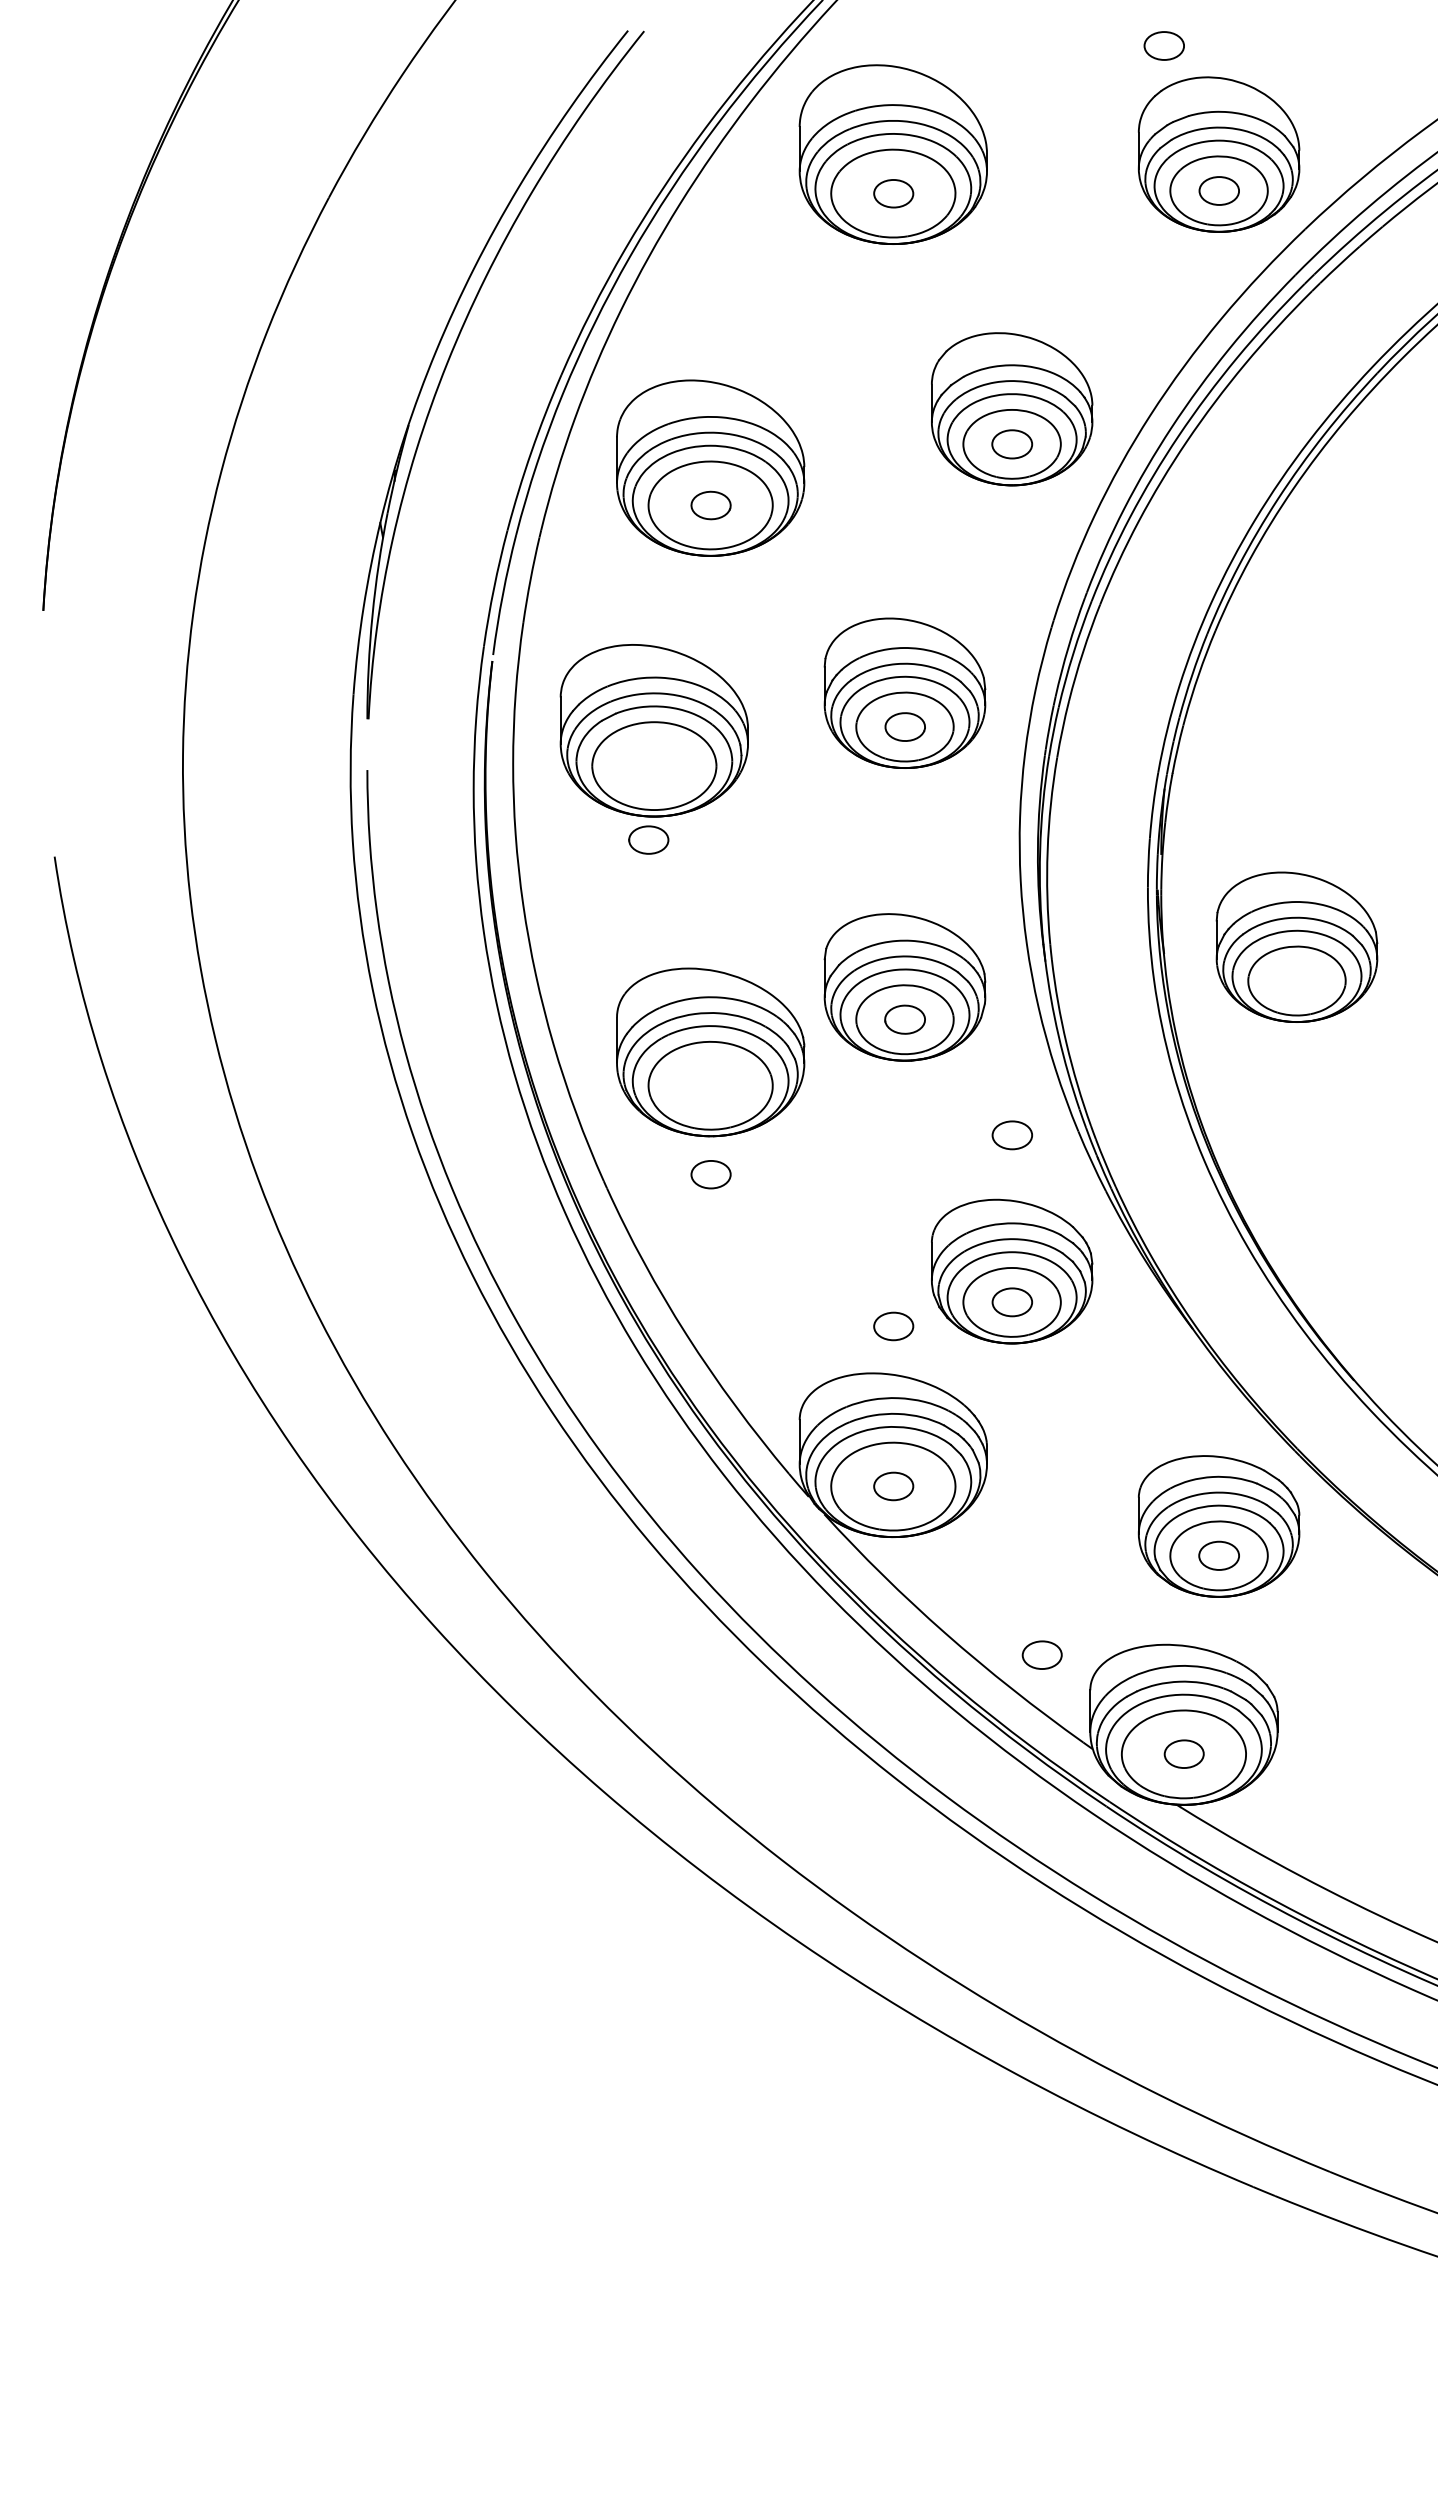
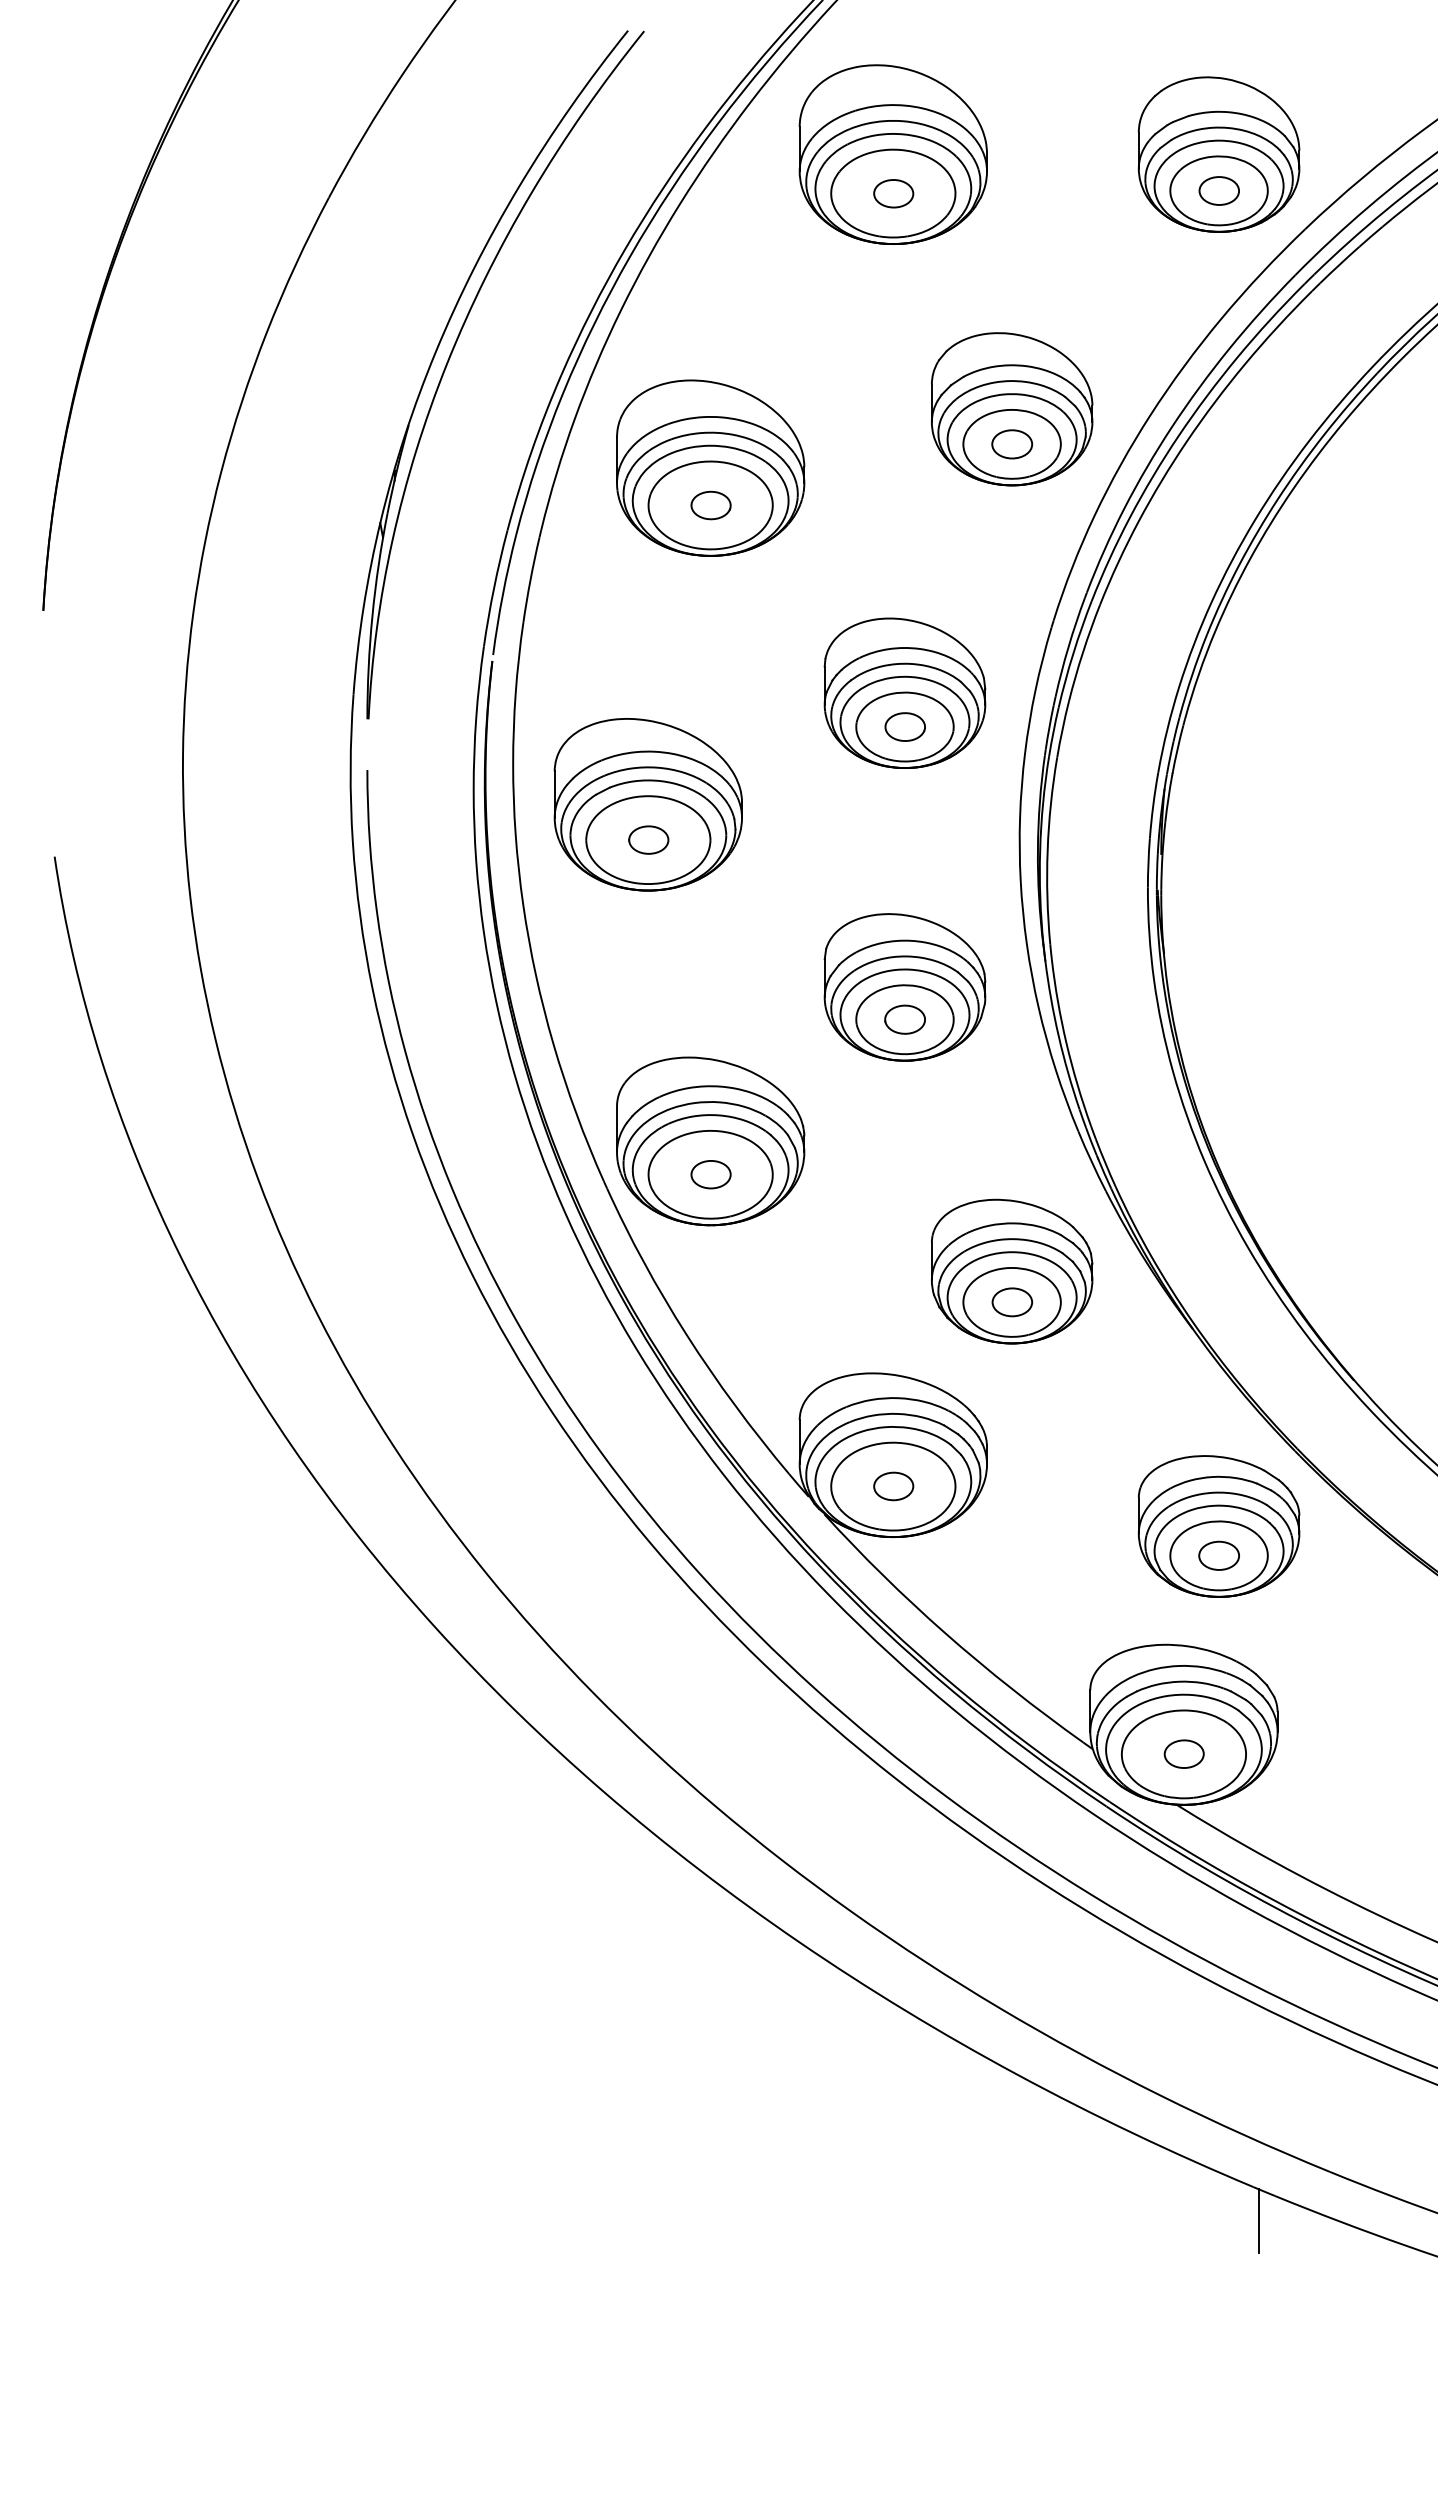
part: present -> none (1163, 45)
part position: (653, 730) -> (647, 804) (647, 804)
part: present -> none (1296, 946)
part position: (710, 1052) -> (710, 1141) (710, 1141)
part: present -> none (1011, 1135)
part: present -> none (893, 1326)
part: present -> none (1041, 1654)
line: none -> present (1259, 2221)
